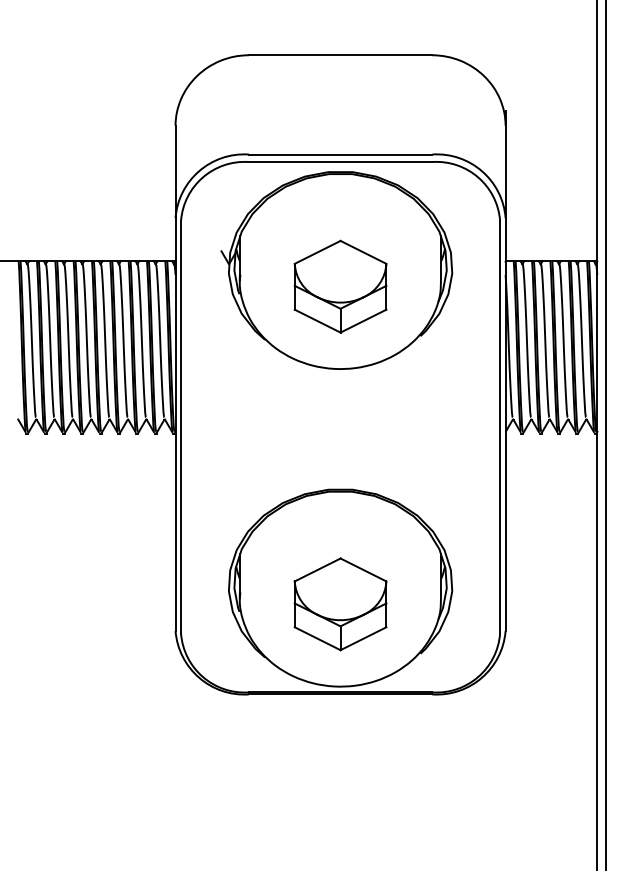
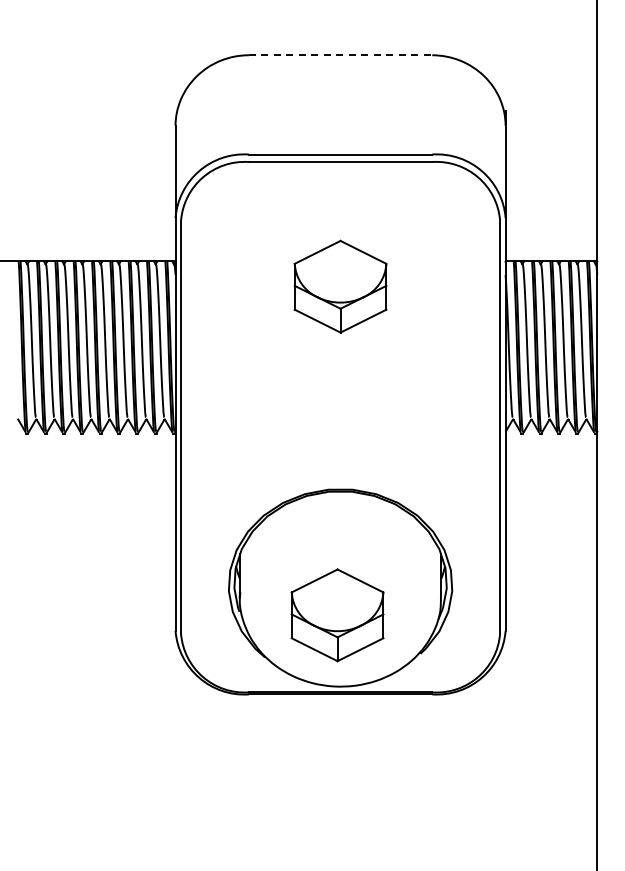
line: solid -> dashed (340, 55)
part: present -> none (336, 270)
line: present -> none (606, 434)
part position: (340, 604) -> (337, 615) (337, 615)
